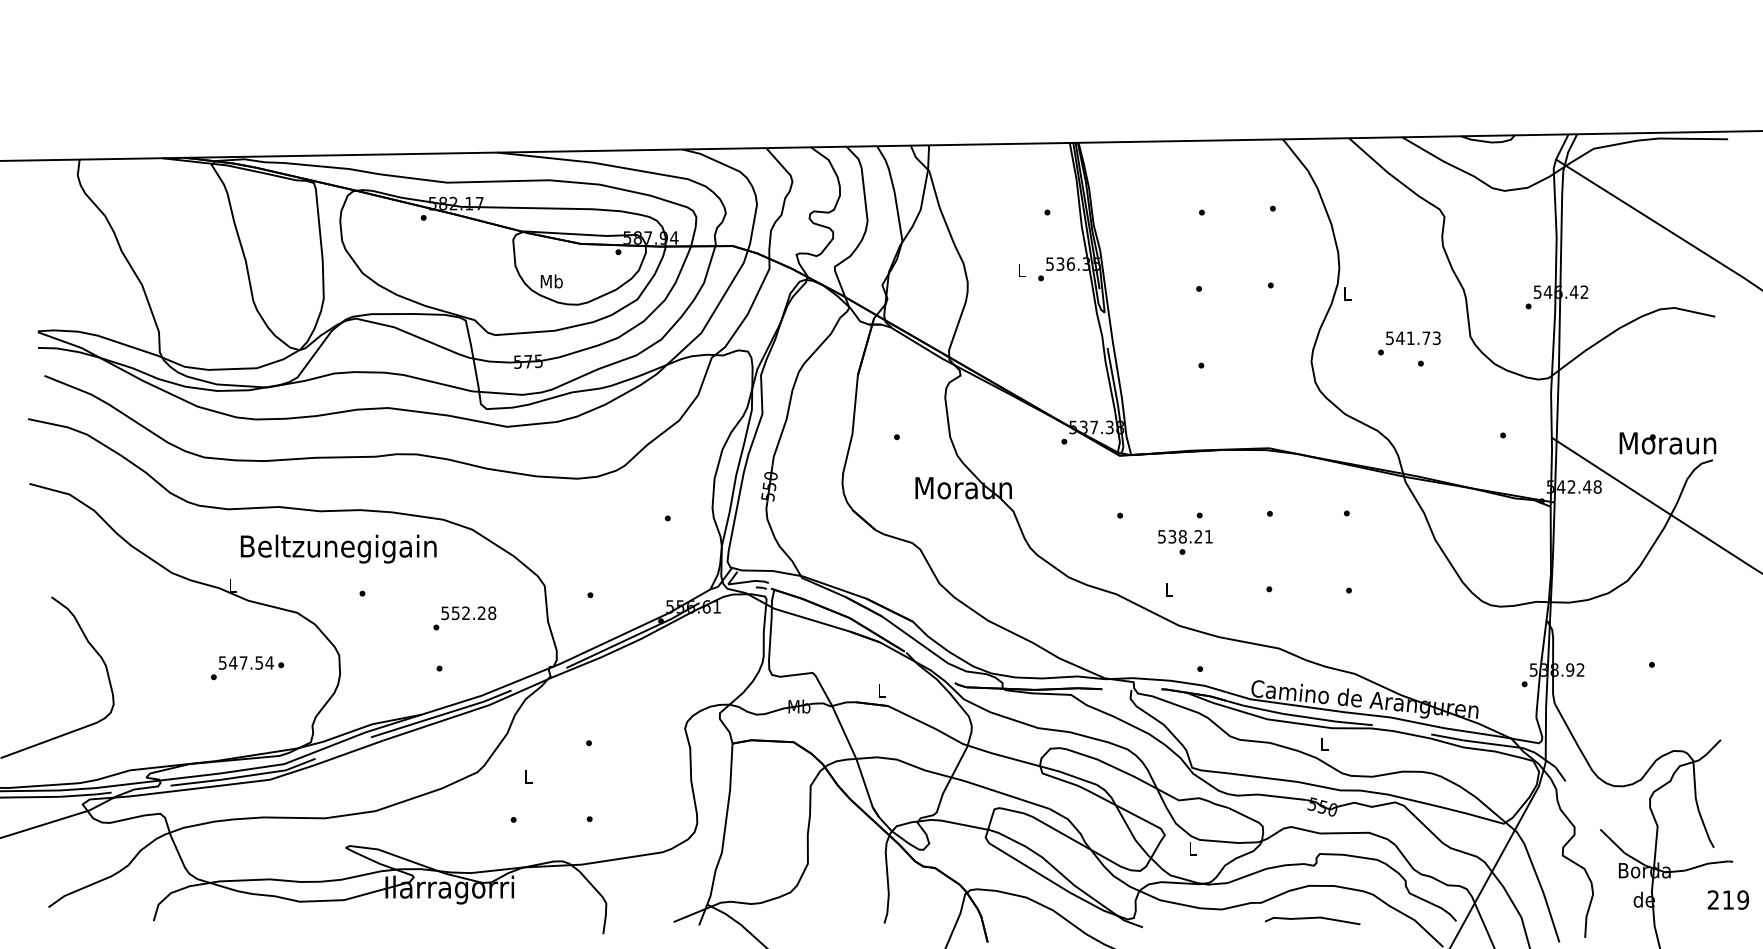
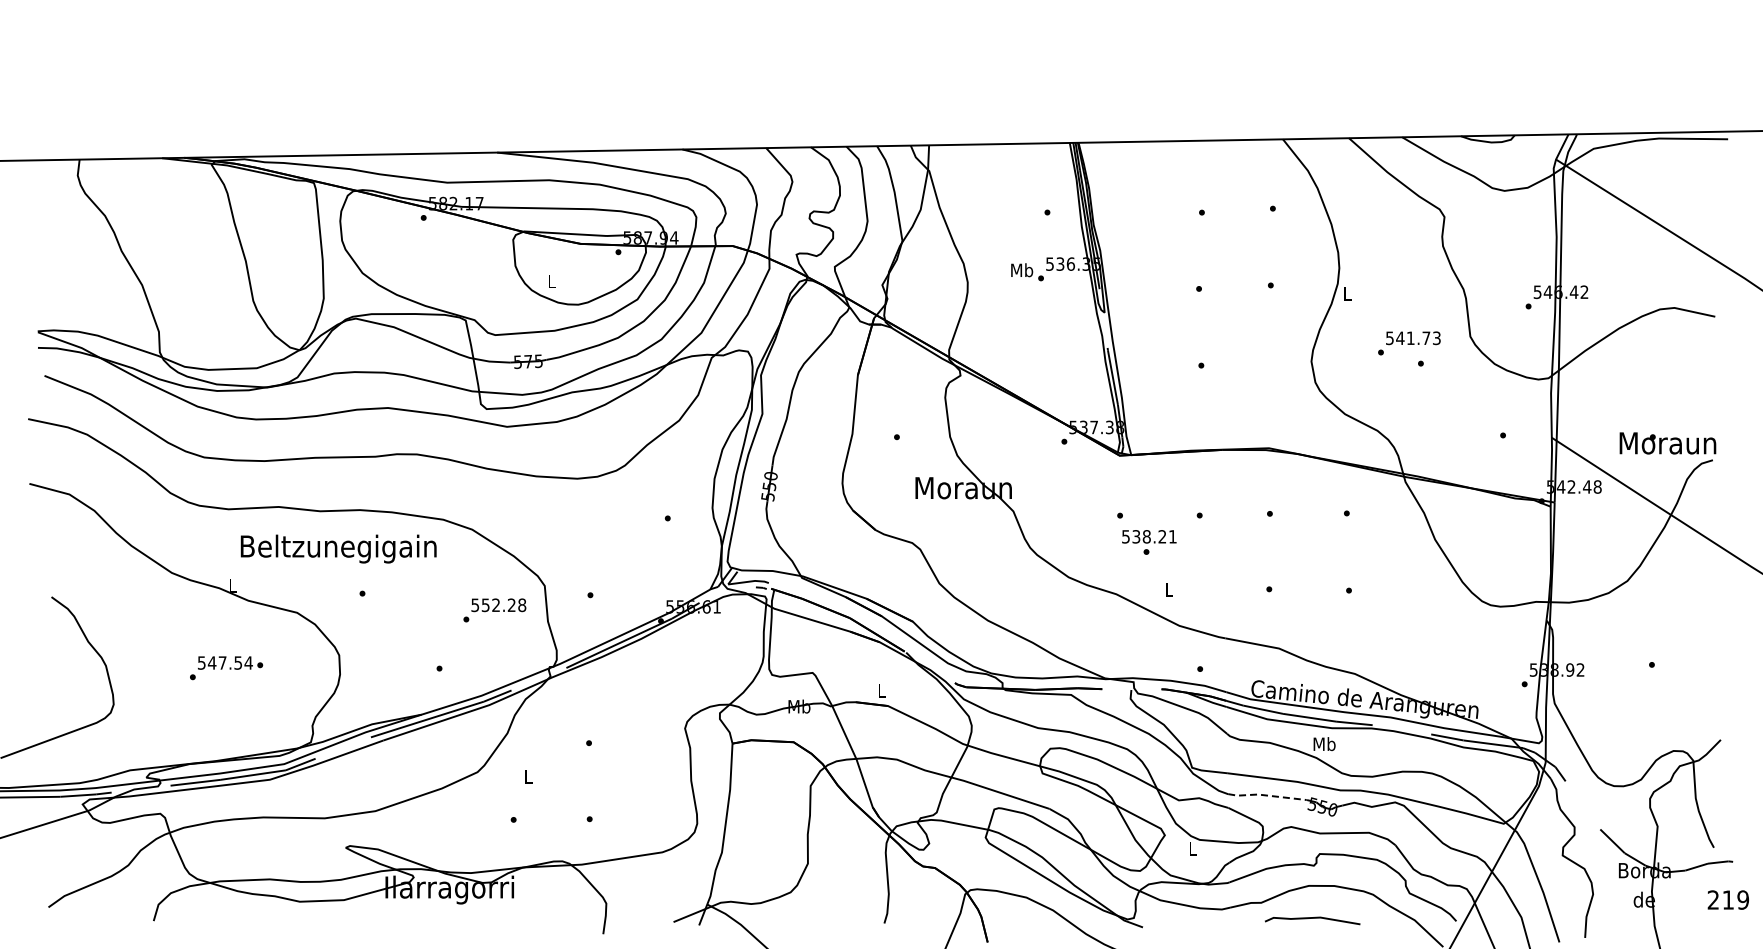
text: L -> Mb (1022, 270)
text: Mb -> L (551, 281)
text position: (1185, 542) -> (1149, 542) (1149, 542)
text position: (464, 618) -> (494, 610) (494, 610)
text position: (247, 668) -> (226, 668) (226, 668)
text: L -> Mb (1324, 744)
line: solid -> dashed (1265, 795)
